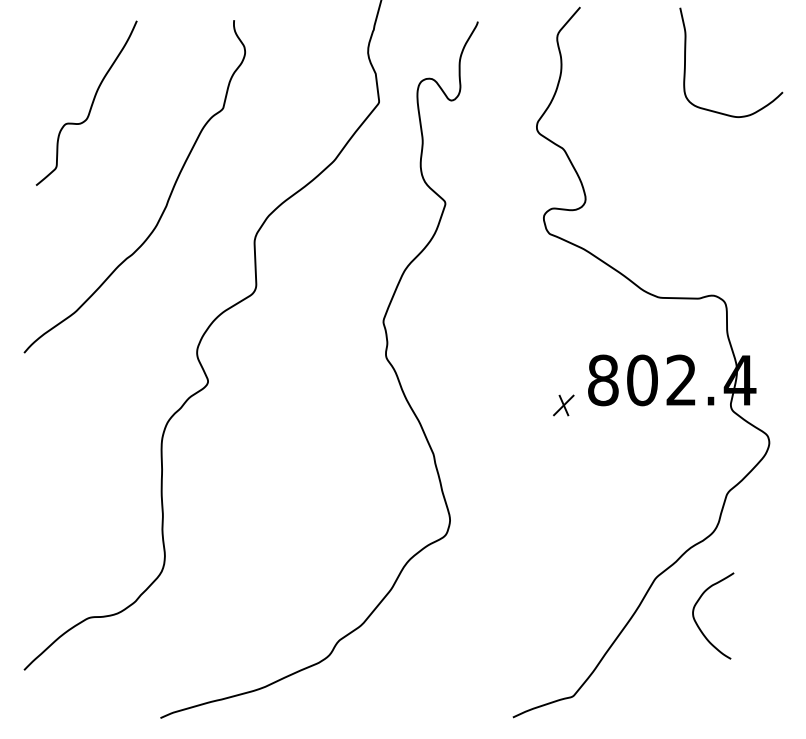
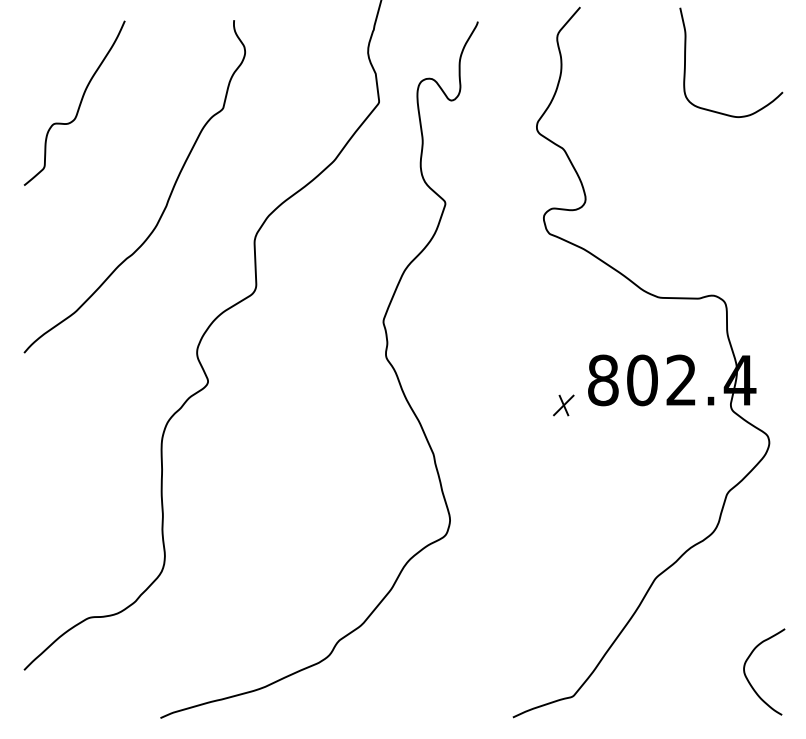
curve position: (91, 103) -> (79, 103) (79, 103)
curve position: (699, 626) -> (750, 682) (750, 682)
